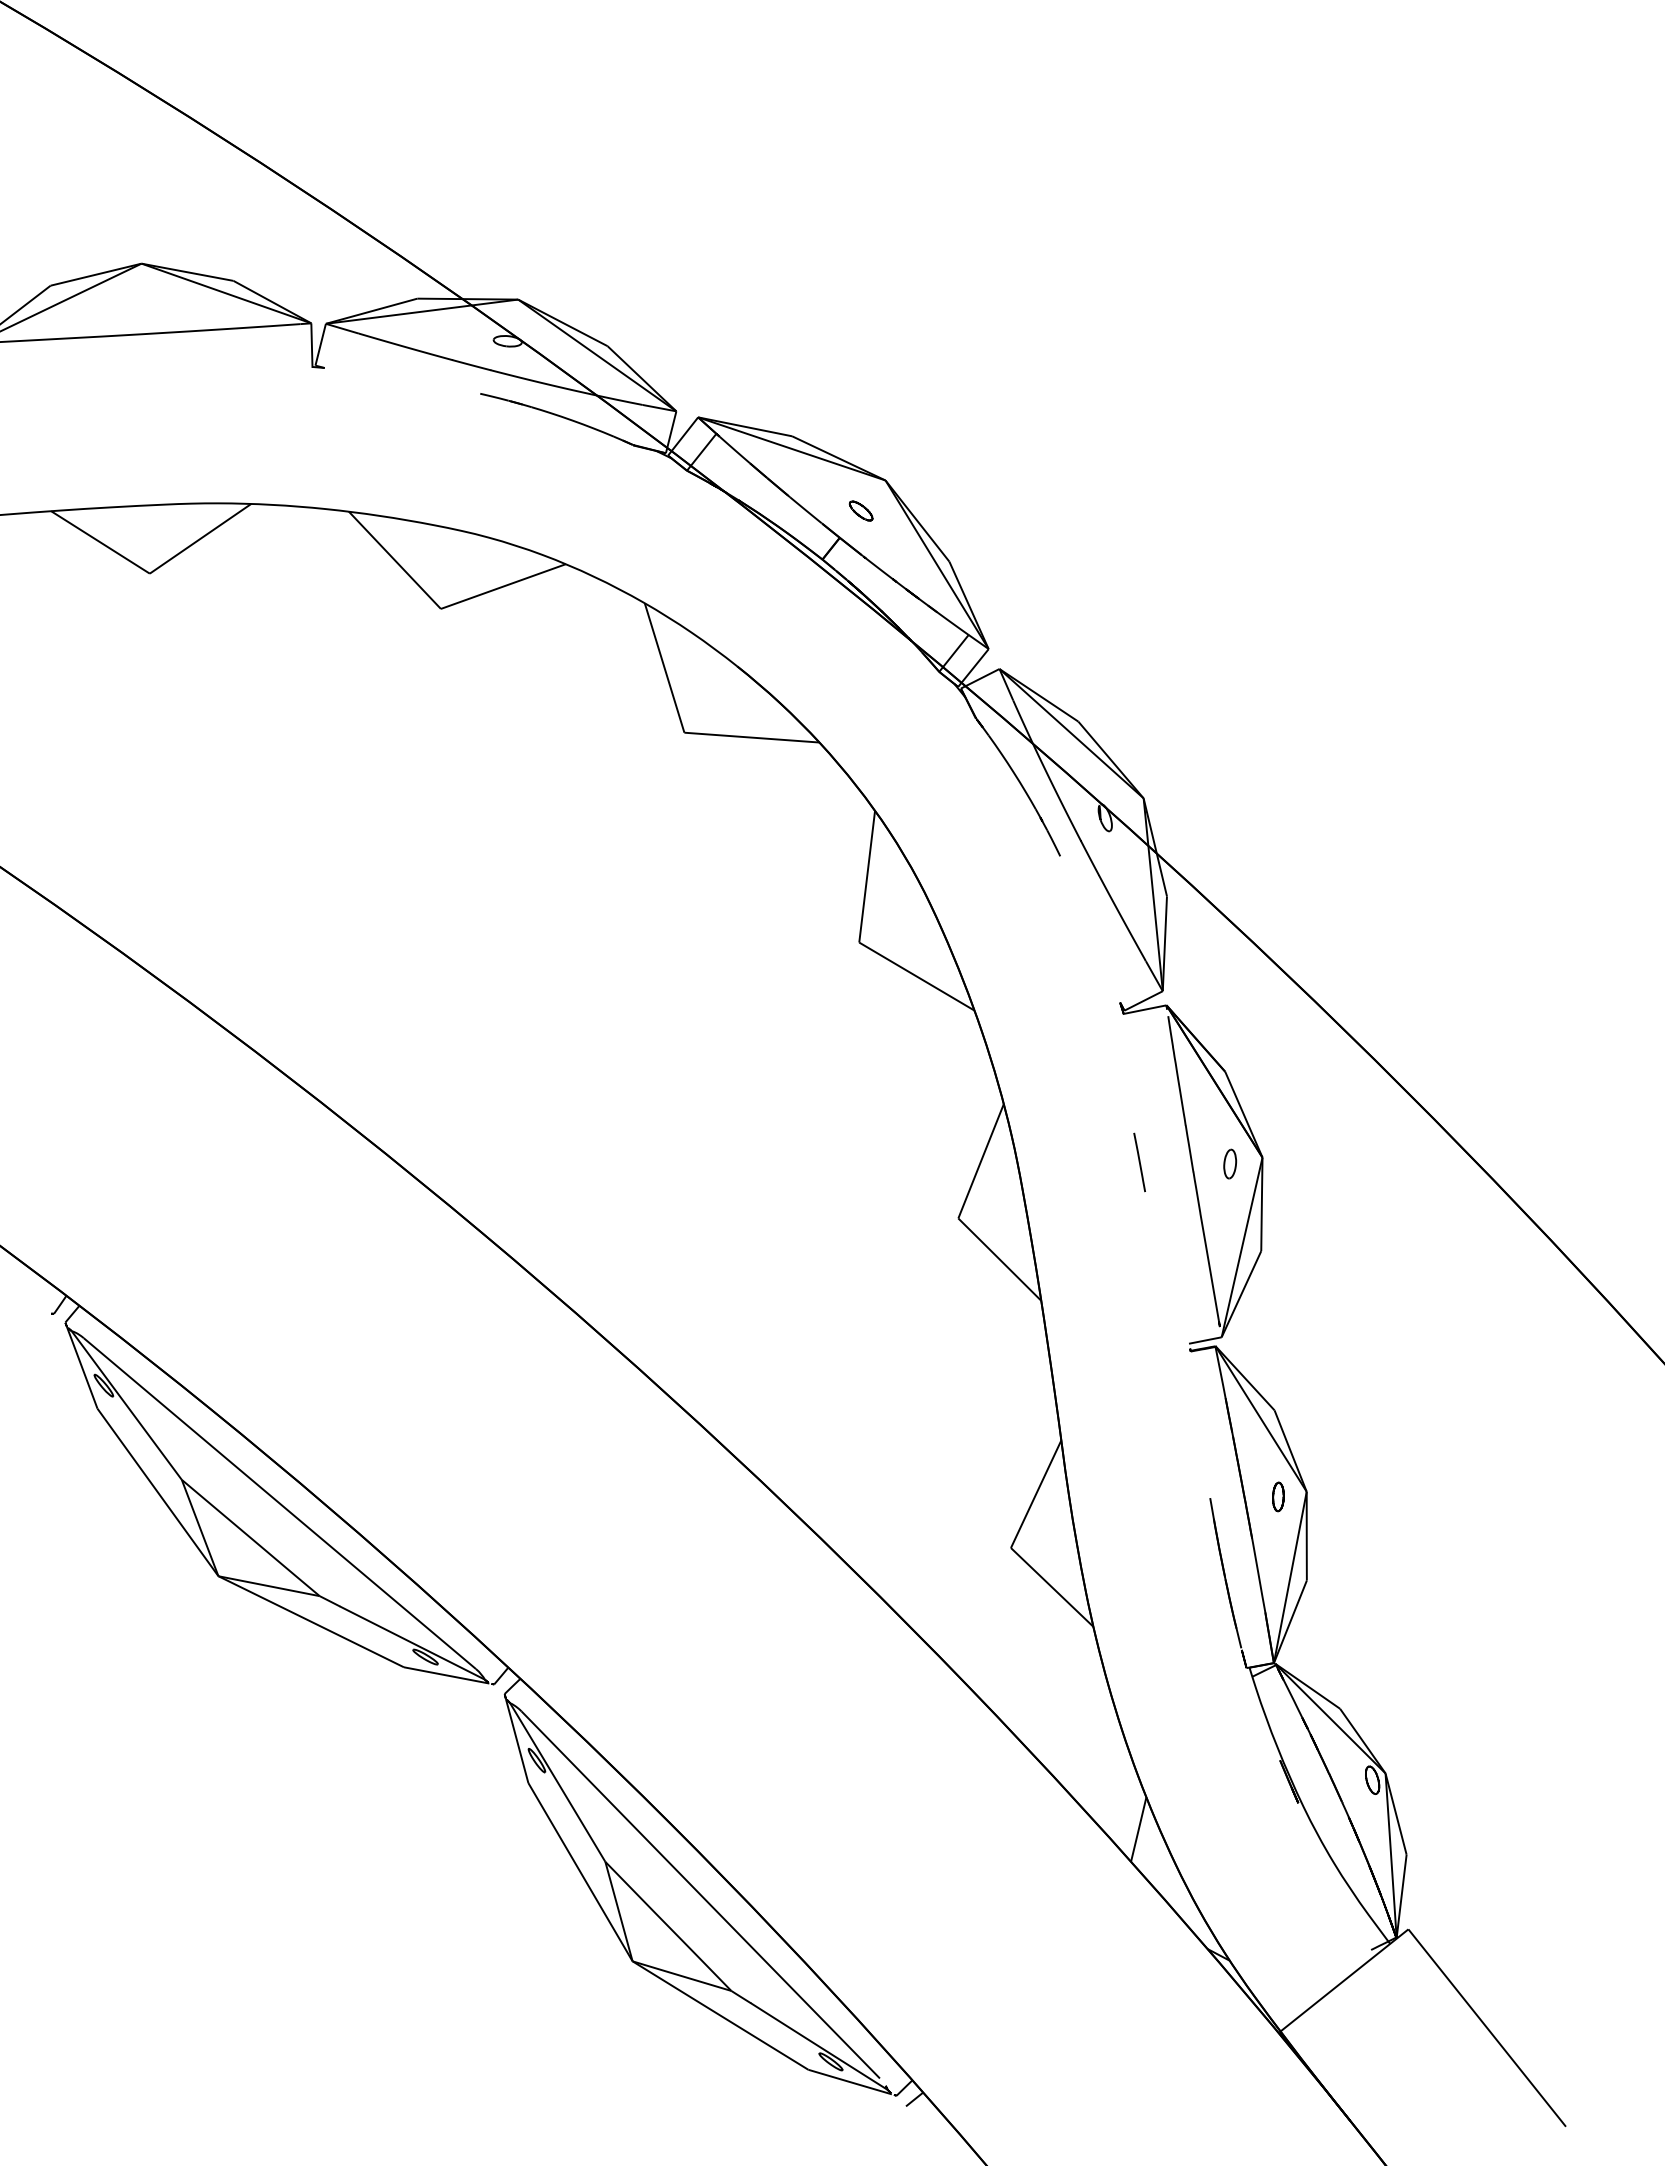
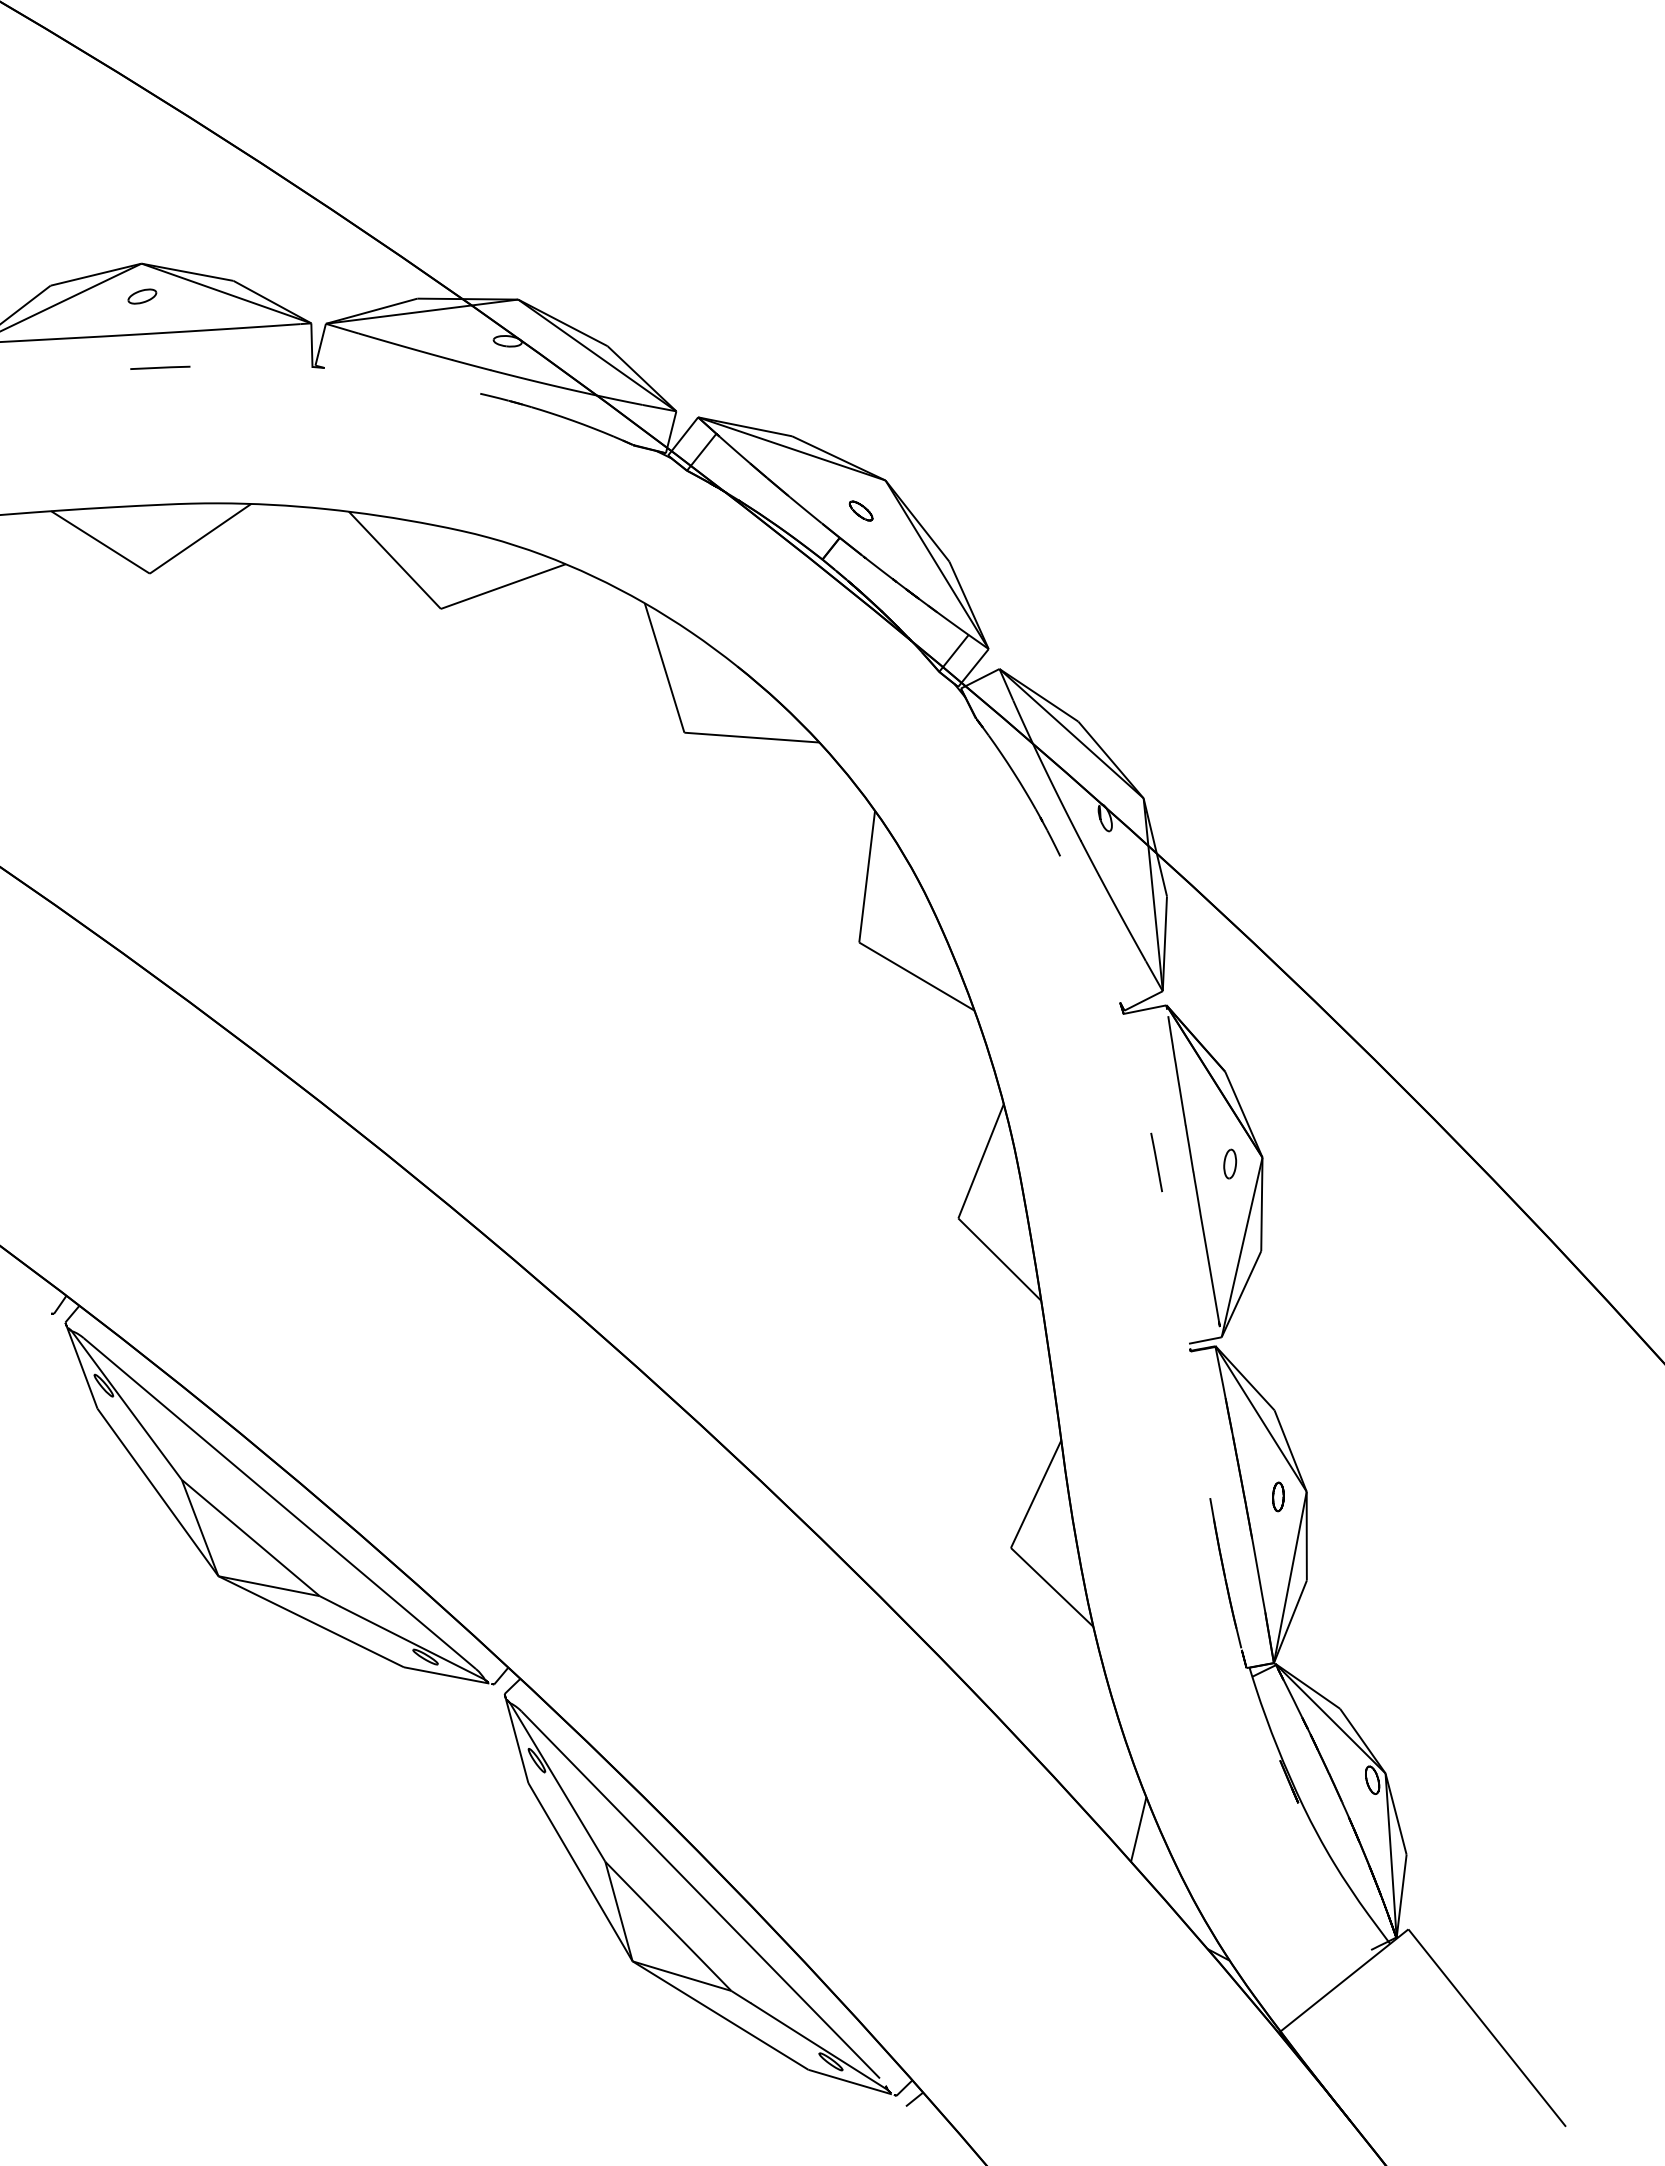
part: none -> present (142, 296)
line: none -> present (160, 367)
line position: (1139, 1162) -> (1156, 1162) (1156, 1162)
